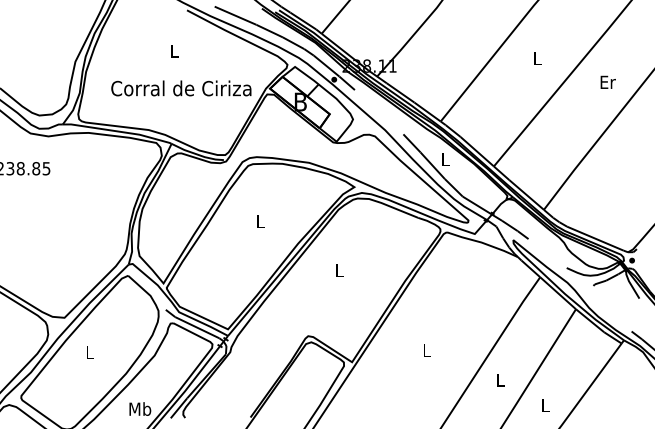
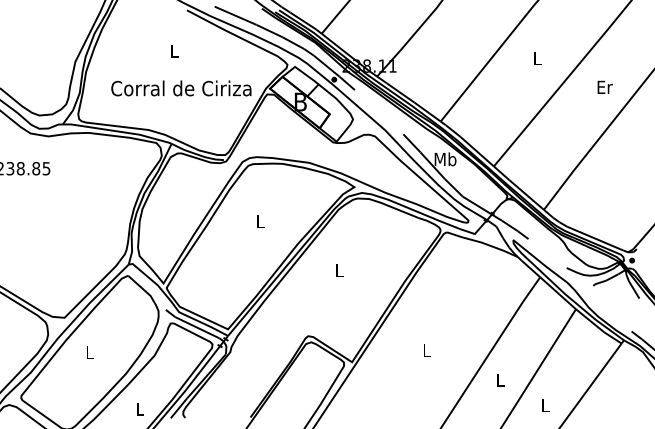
text position: (607, 81) -> (604, 86) (604, 86)
text: L -> Mb (445, 159)
text: Mb -> L (140, 408)
